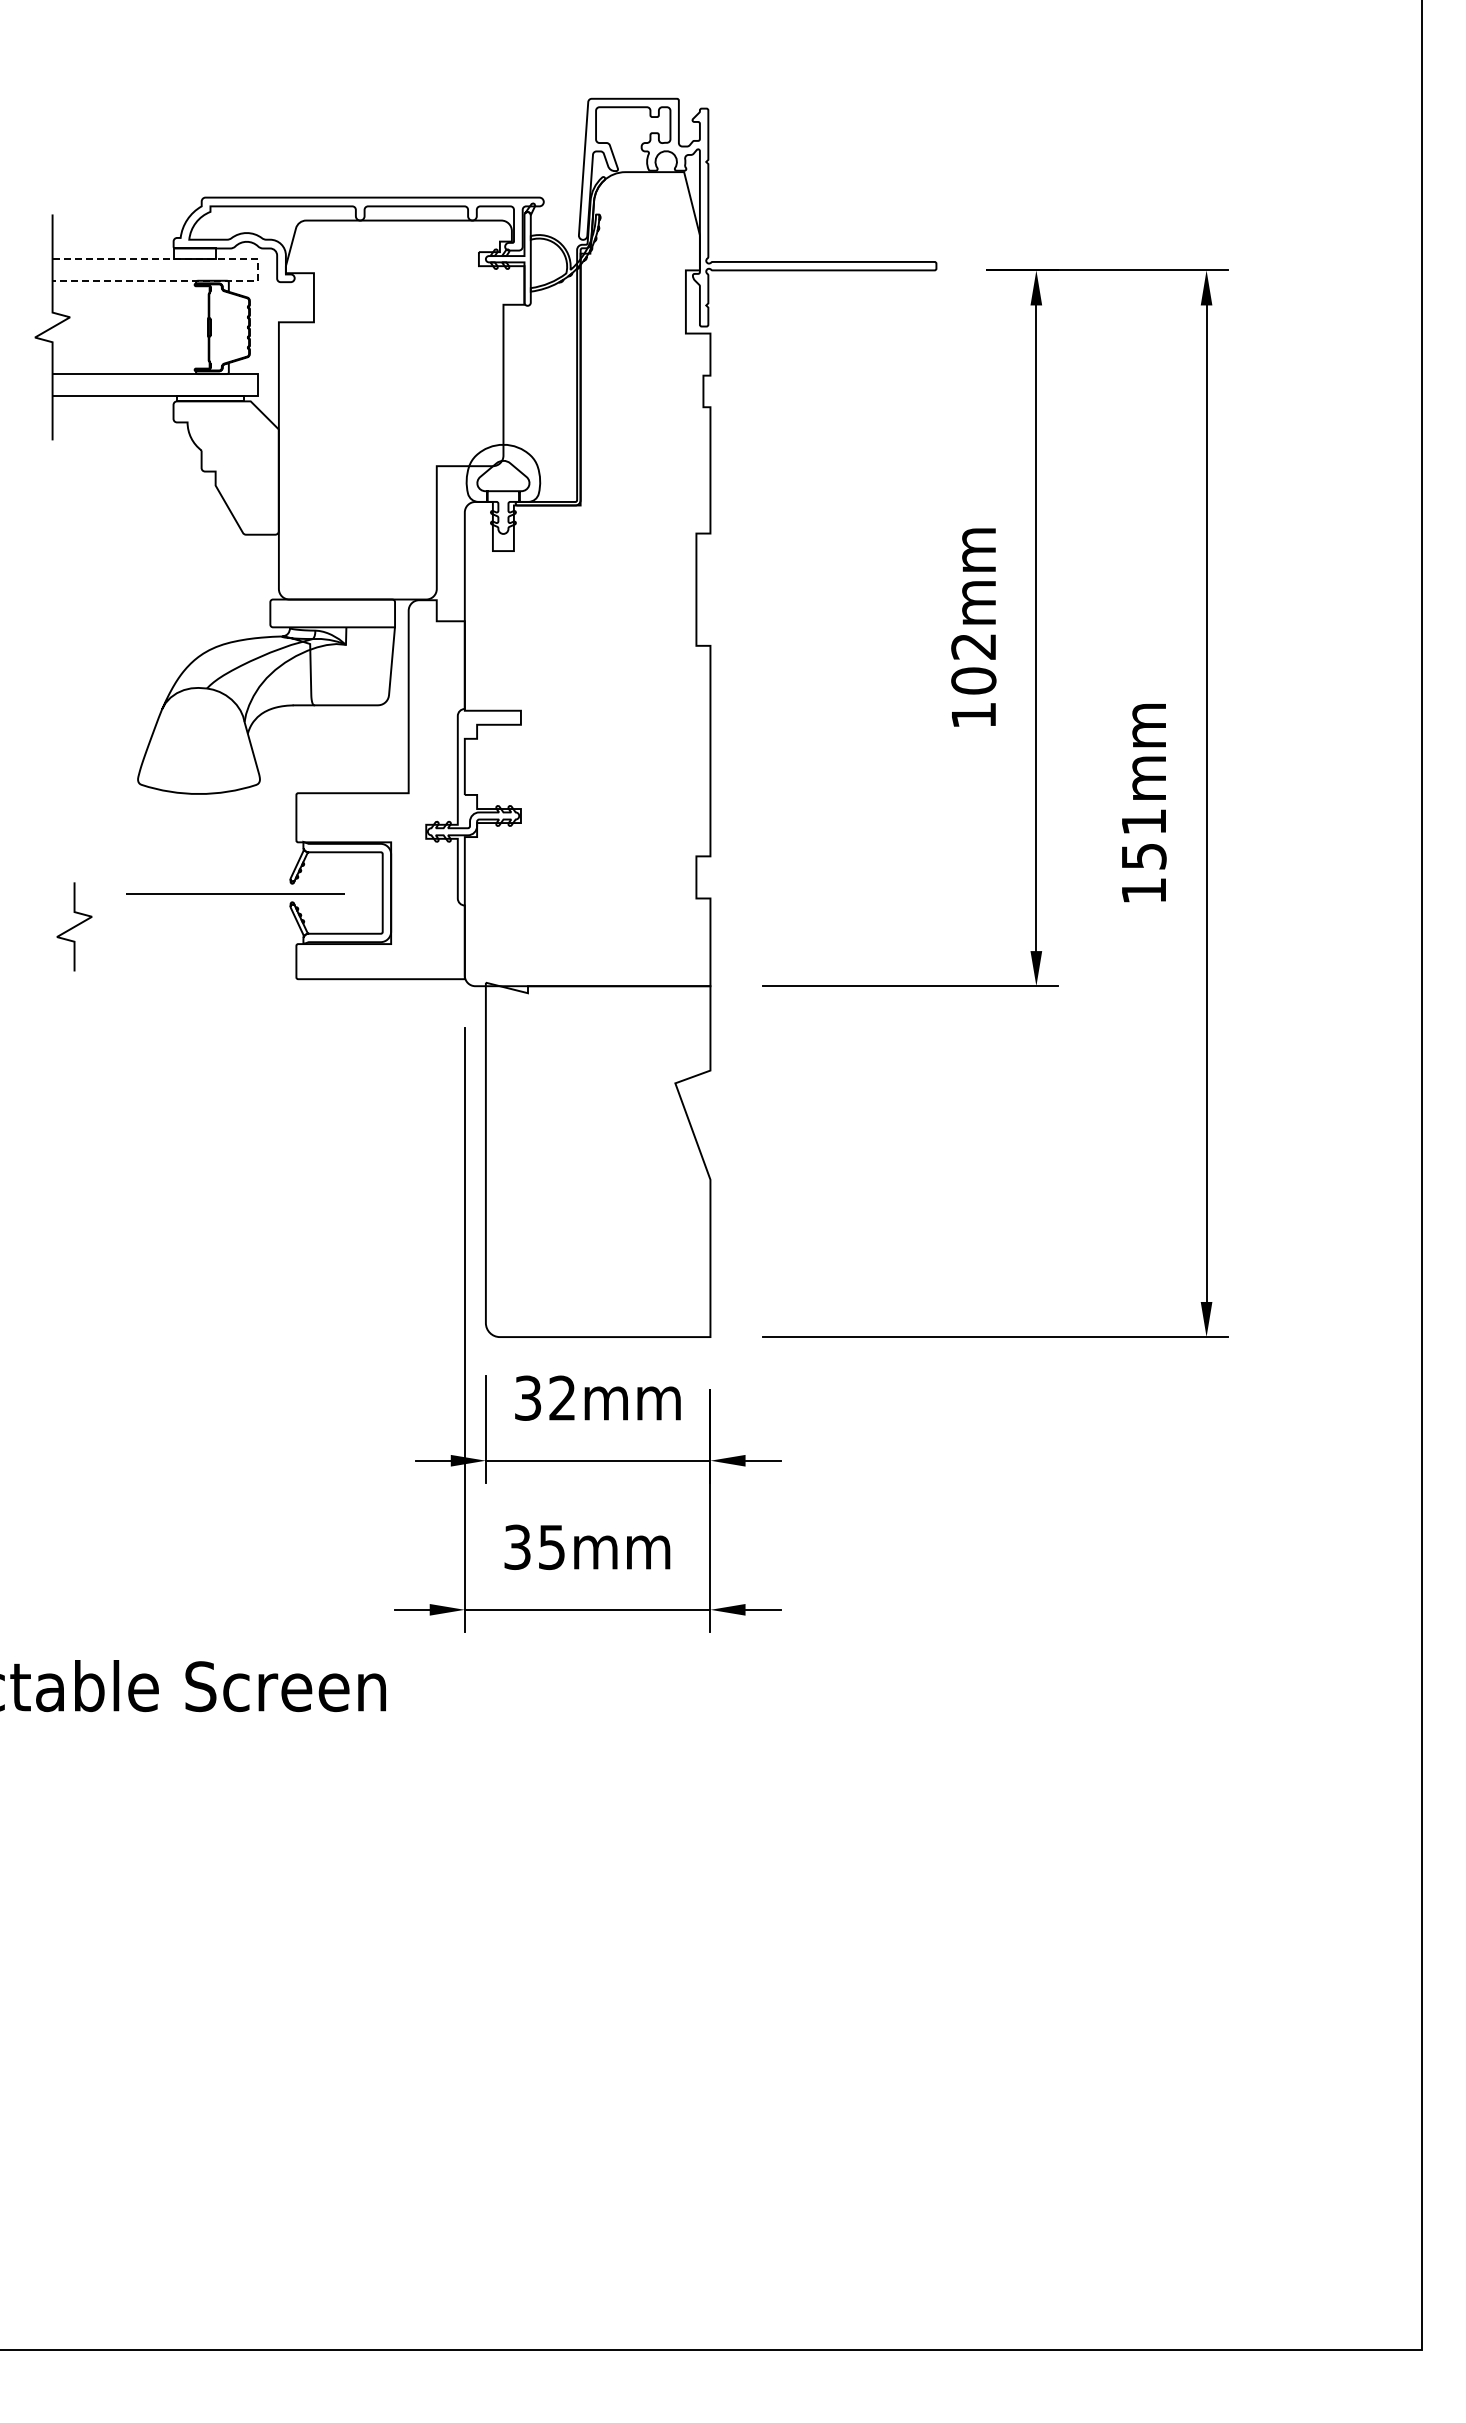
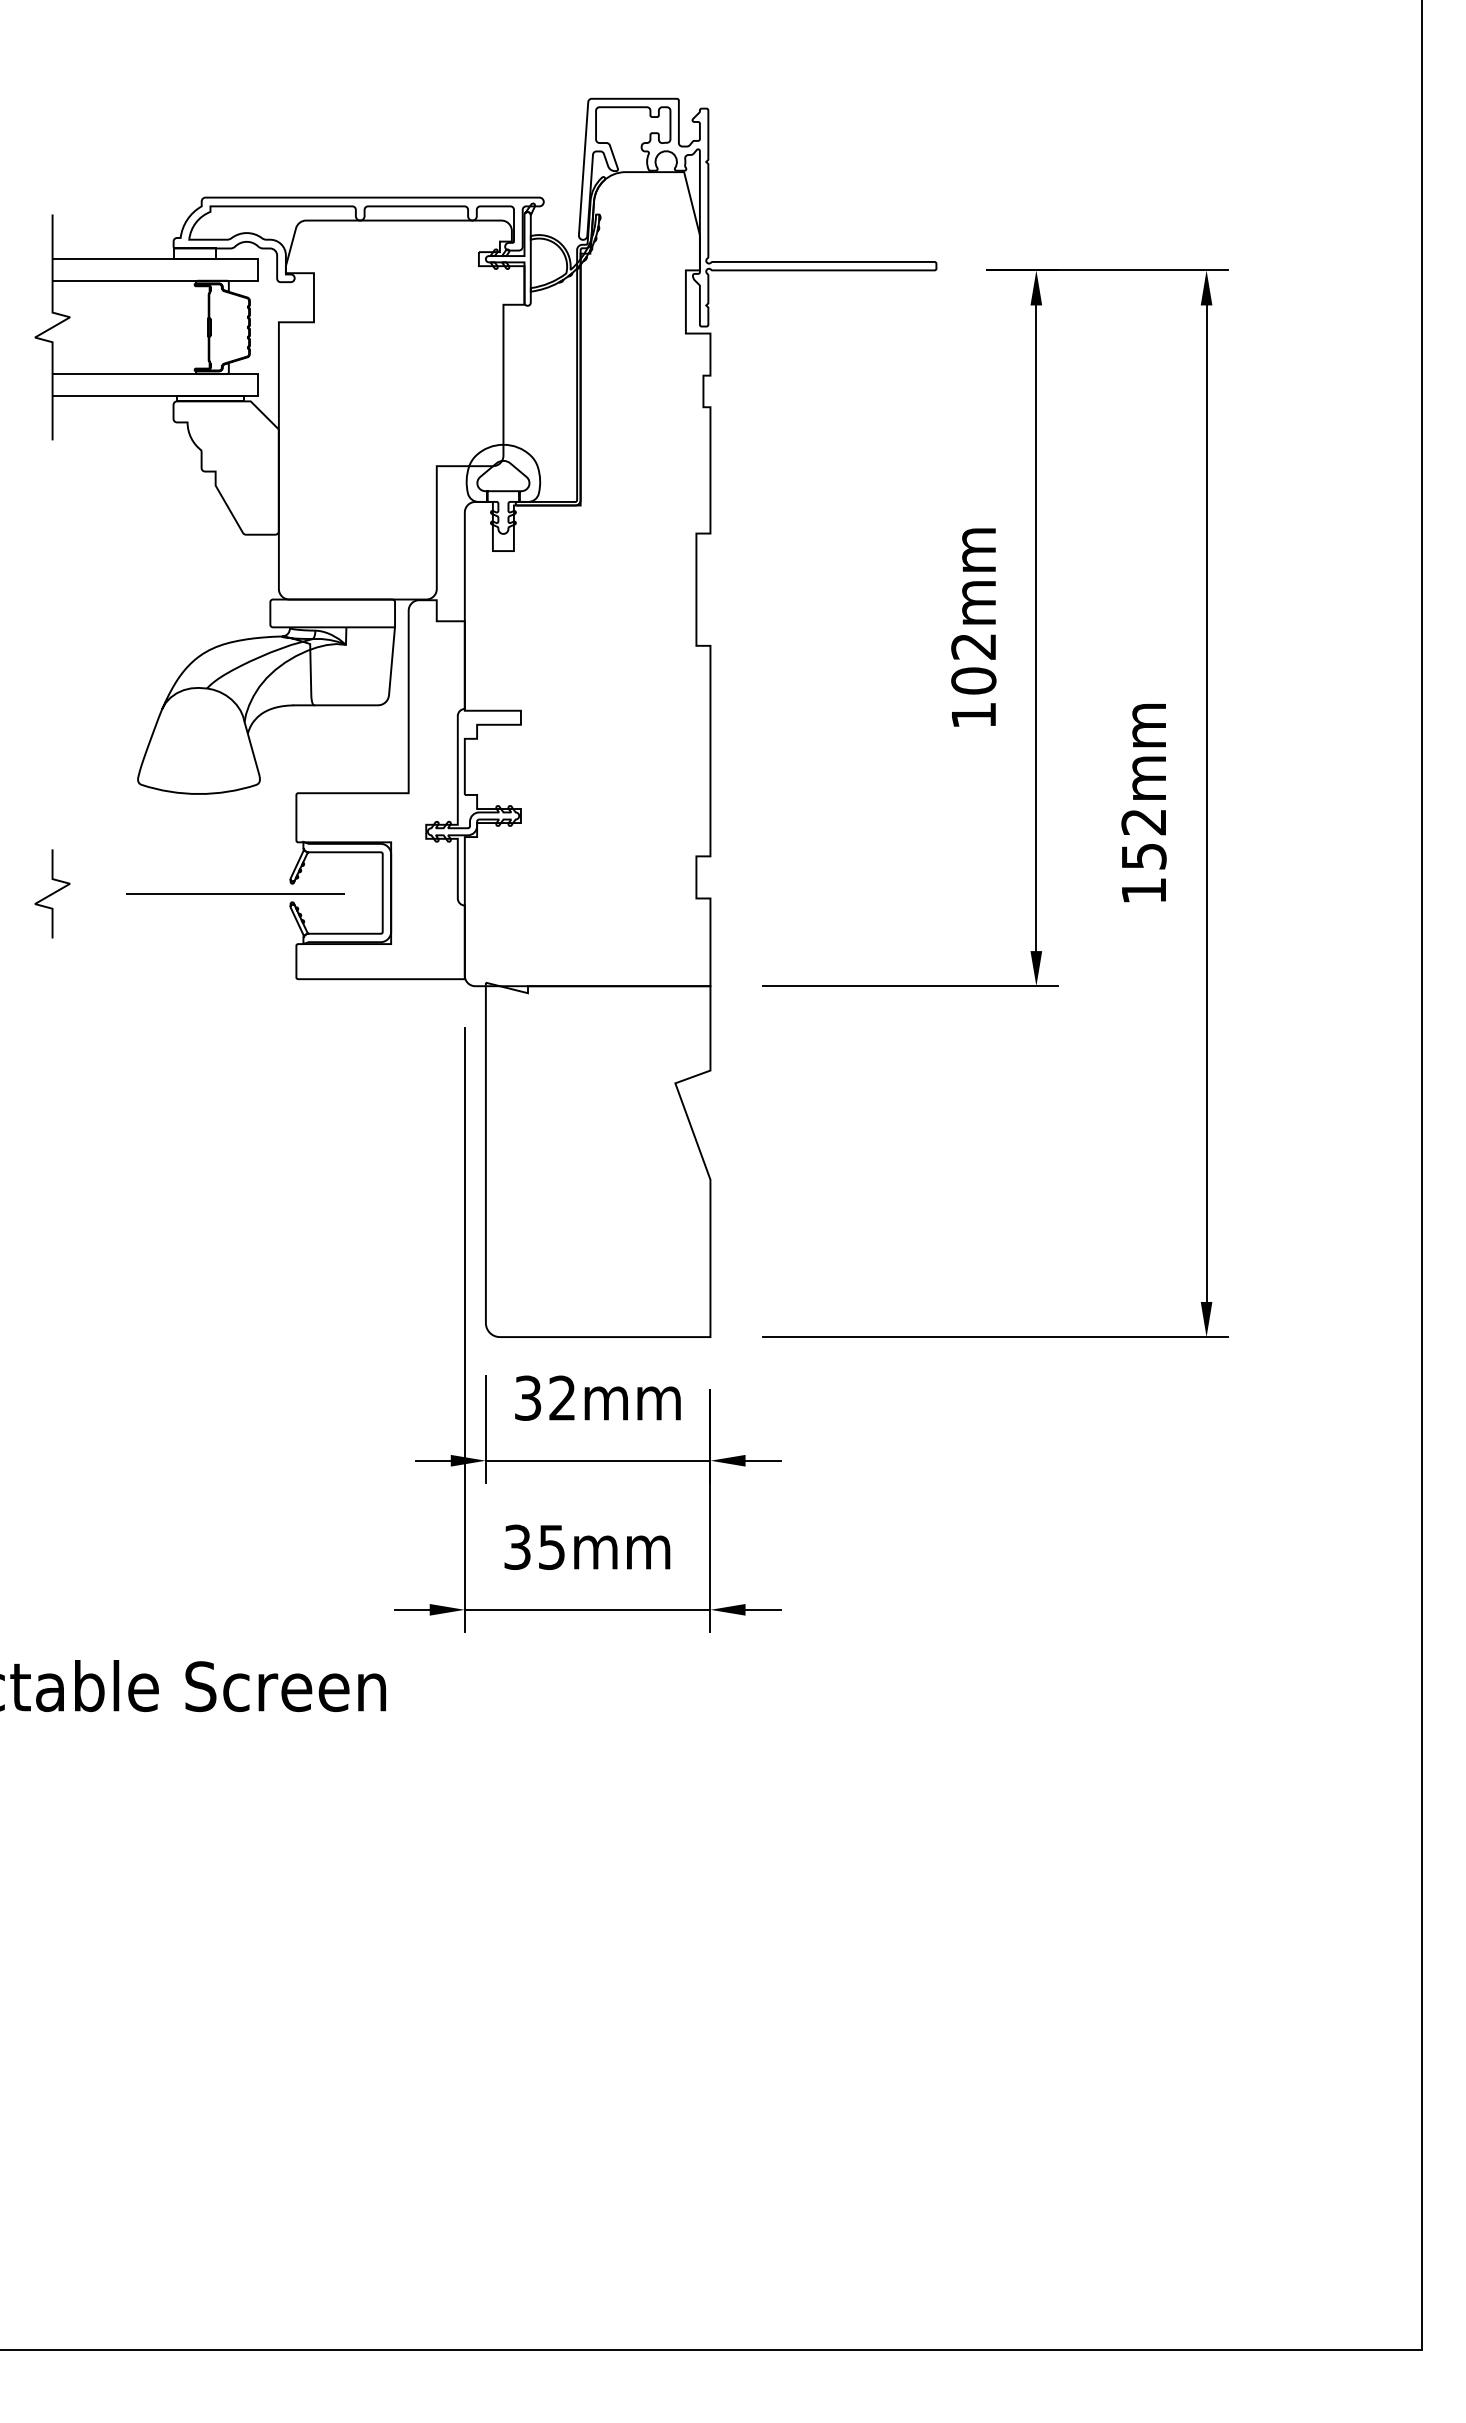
line: dashed -> solid (257, 269)
text: 151mm -> 152mm (1143, 822)
curve position: (74, 926) -> (52, 893) (52, 893)
